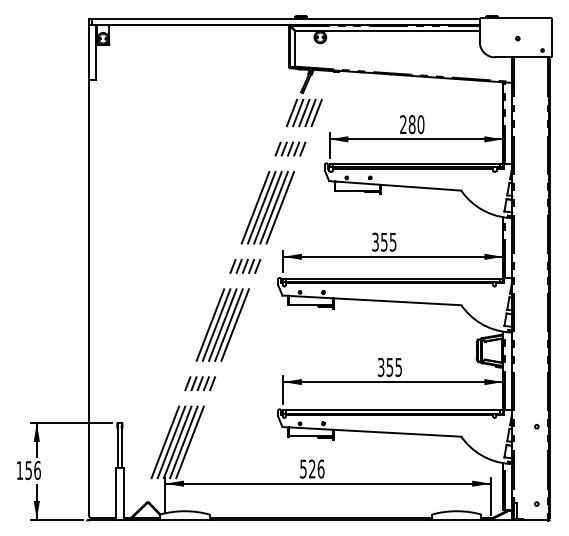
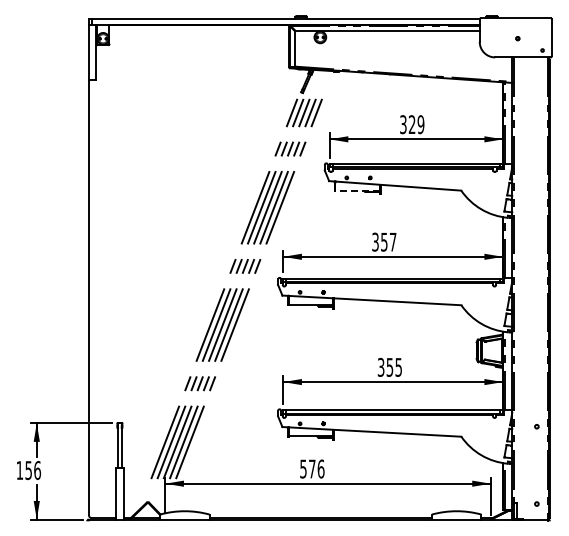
text: 280 -> 329 (412, 124)
line: solid -> dashed (357, 190)
text: 355 -> 357 (392, 242)
text: 526 -> 576 (312, 468)
